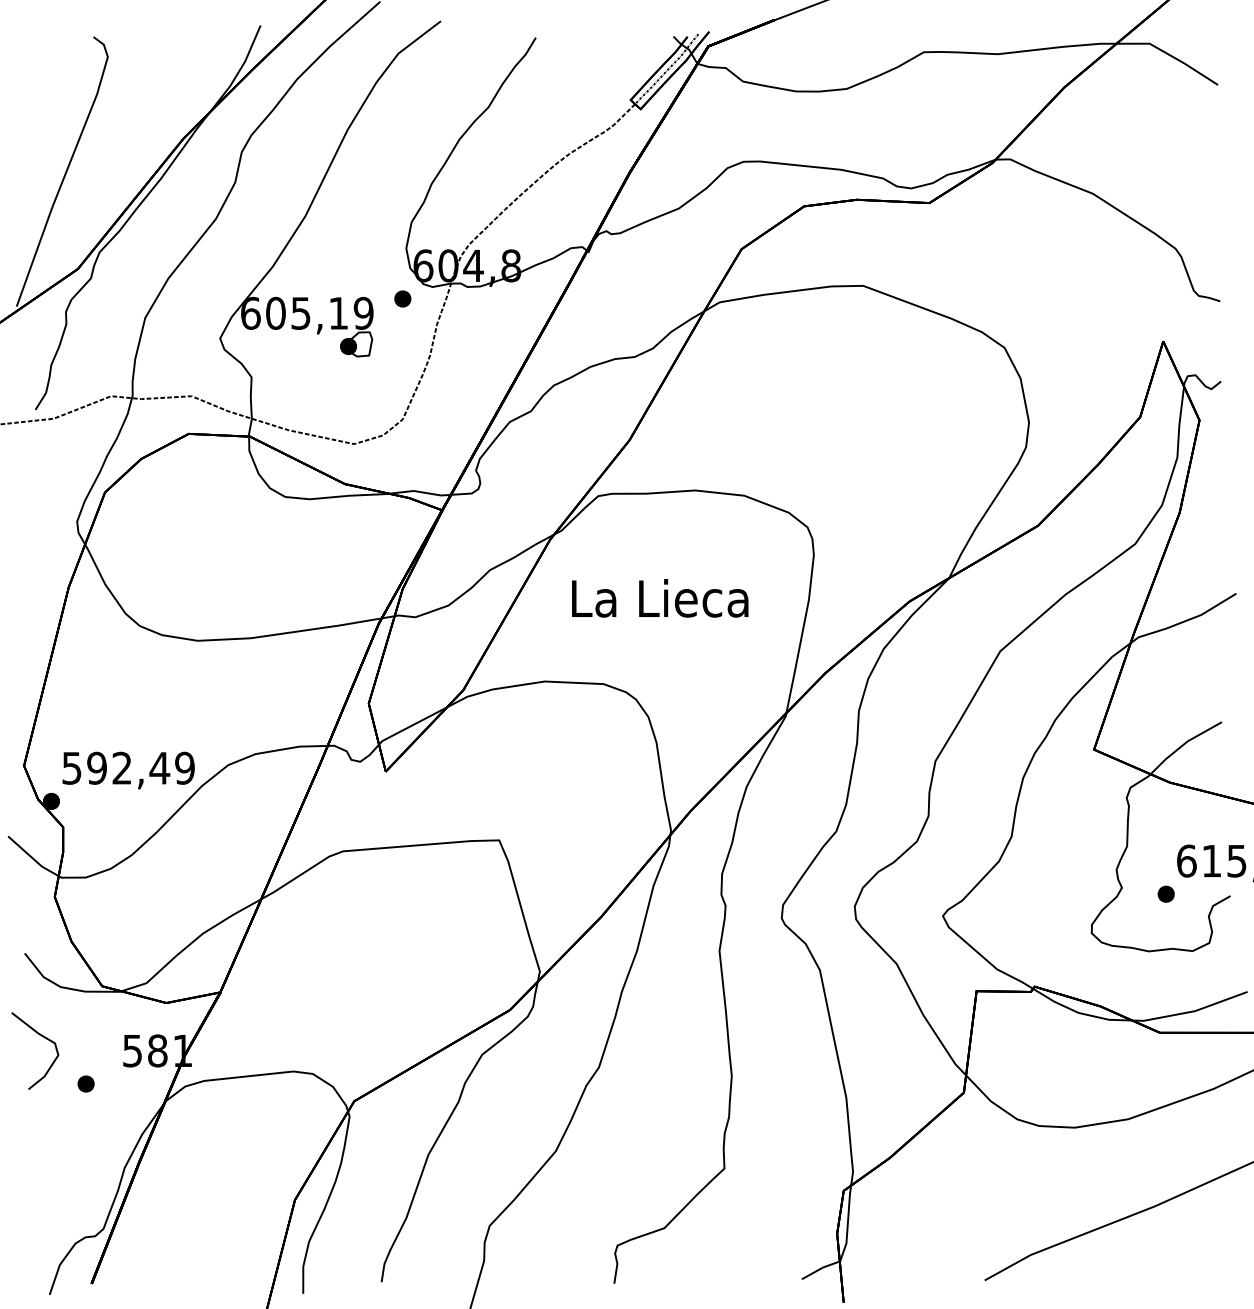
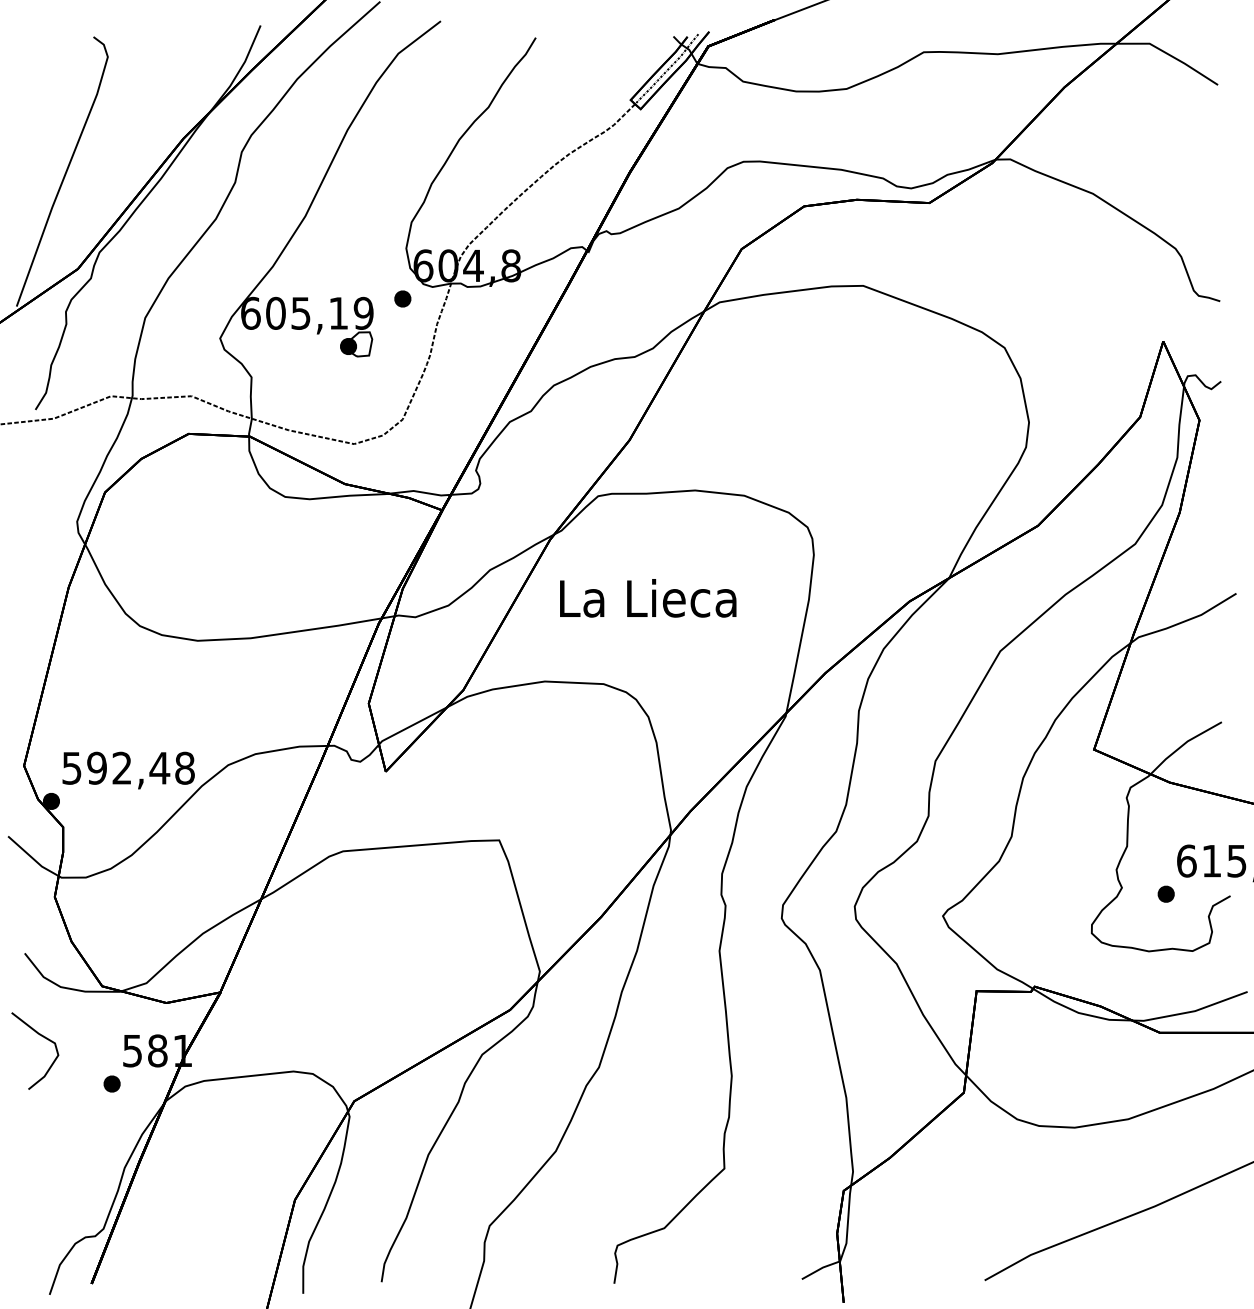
text position: (660, 598) -> (648, 598) (648, 598)
text: 592,49 -> 592,48 (184, 767)
part position: (85, 1083) -> (111, 1083) (111, 1083)
